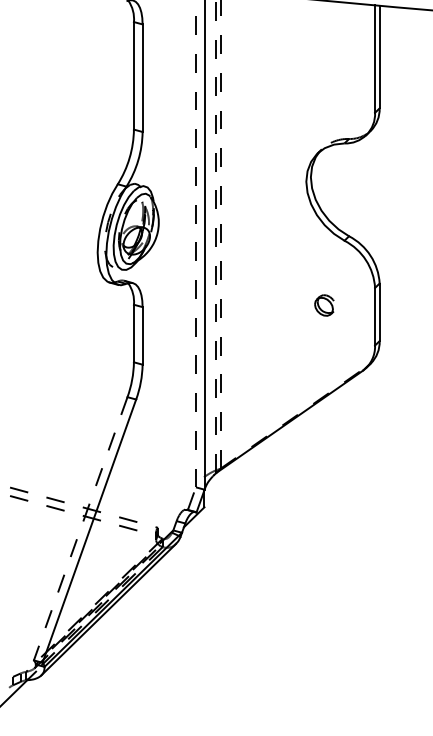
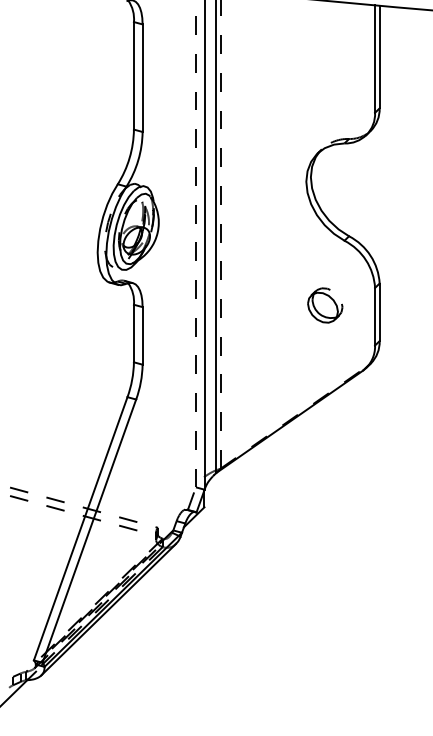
line: dashed -> solid (216, 236)
part size: 21x23 px -> 37x37 px (325, 305)
line: dashed -> solid (80, 528)
